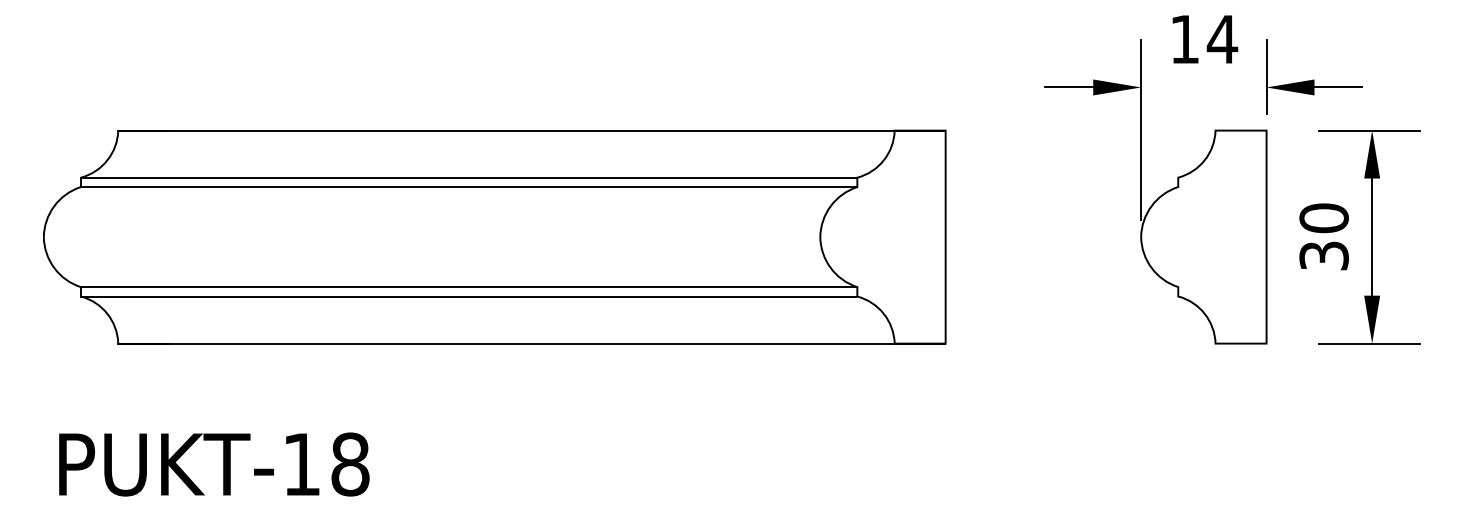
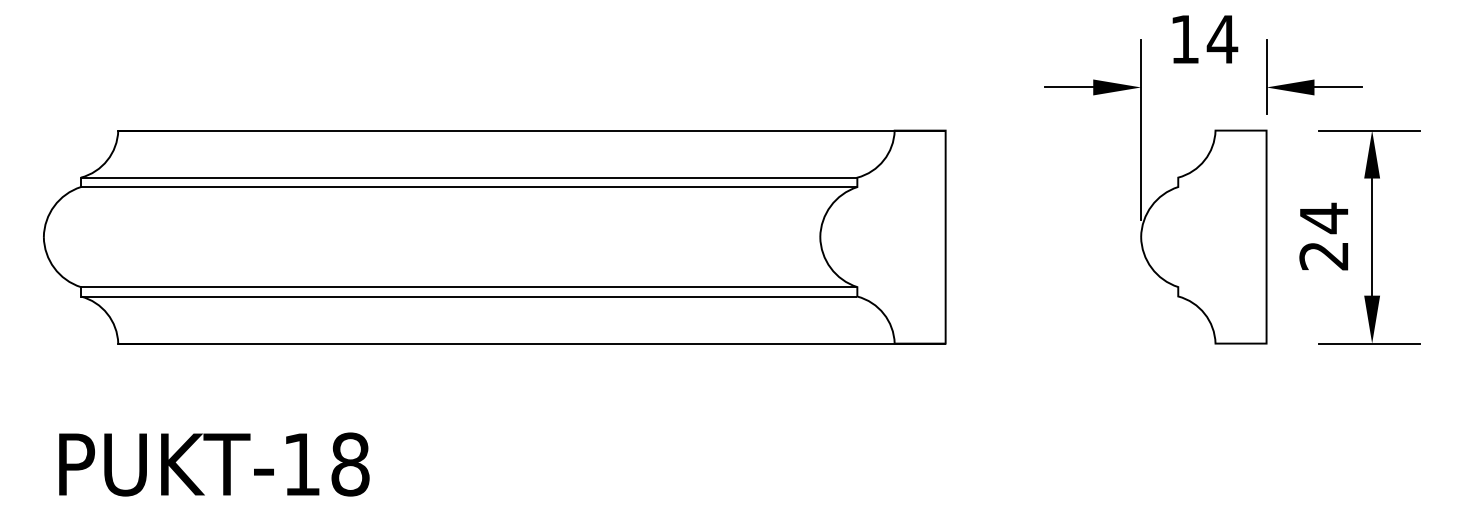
text: 30 -> 24 (1323, 236)
